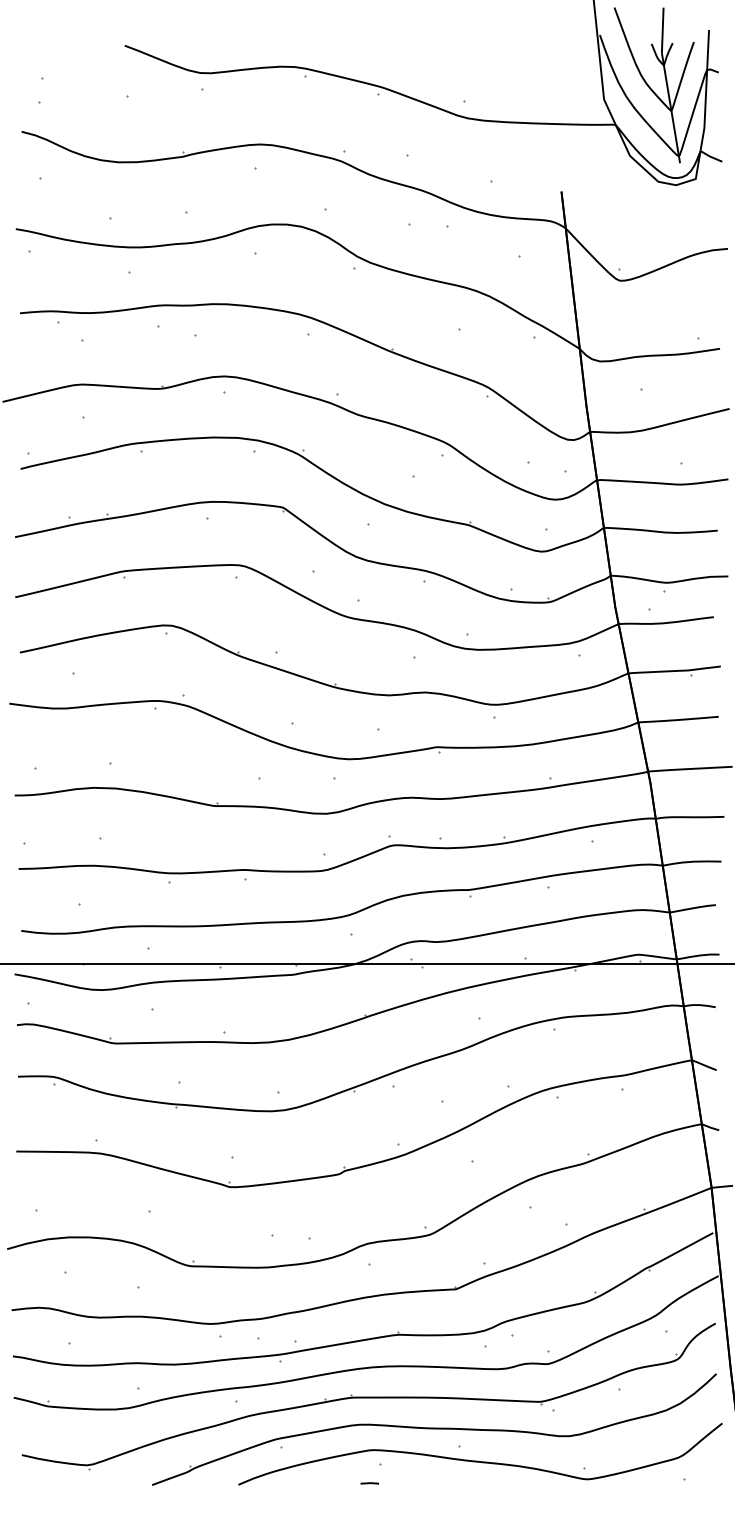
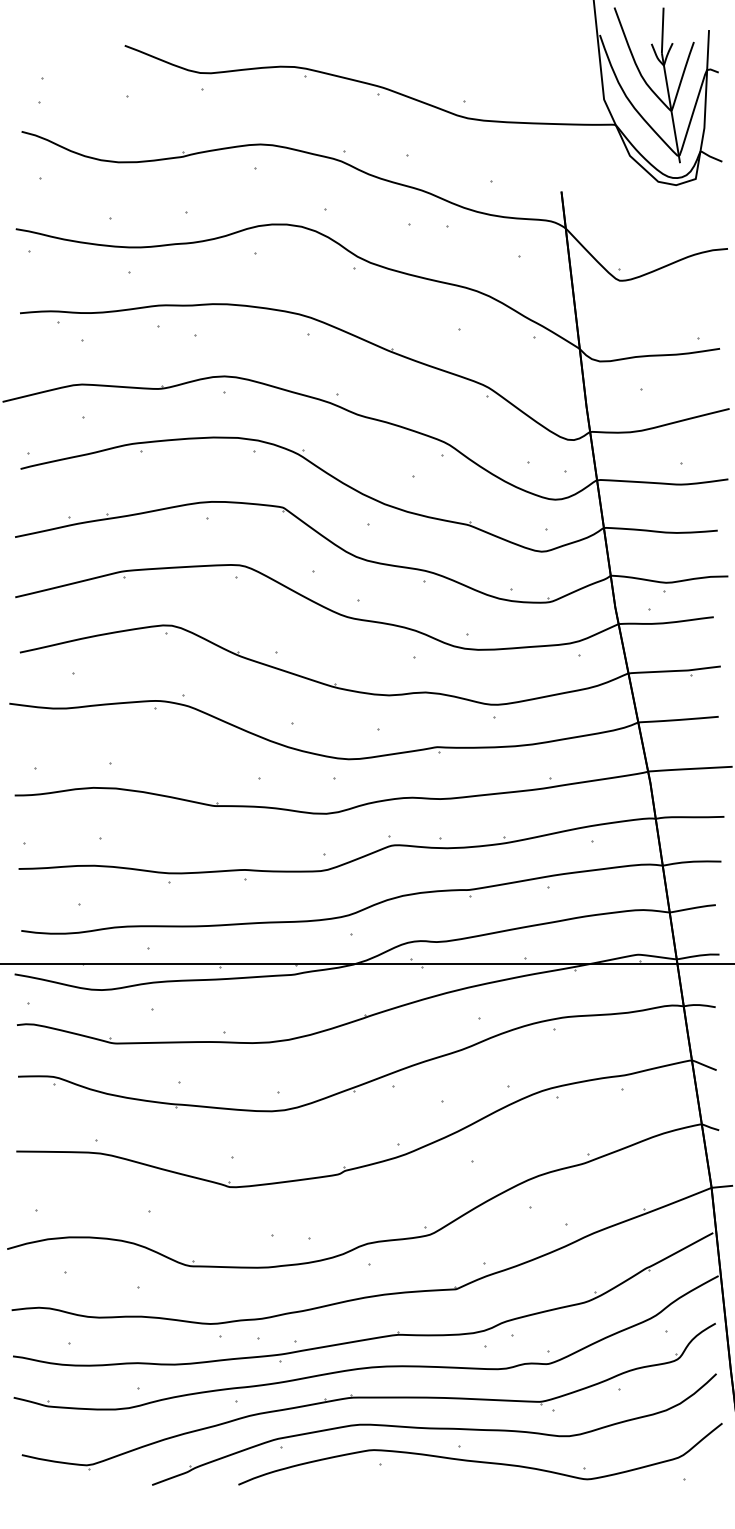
line: present -> none (369, 1483)
